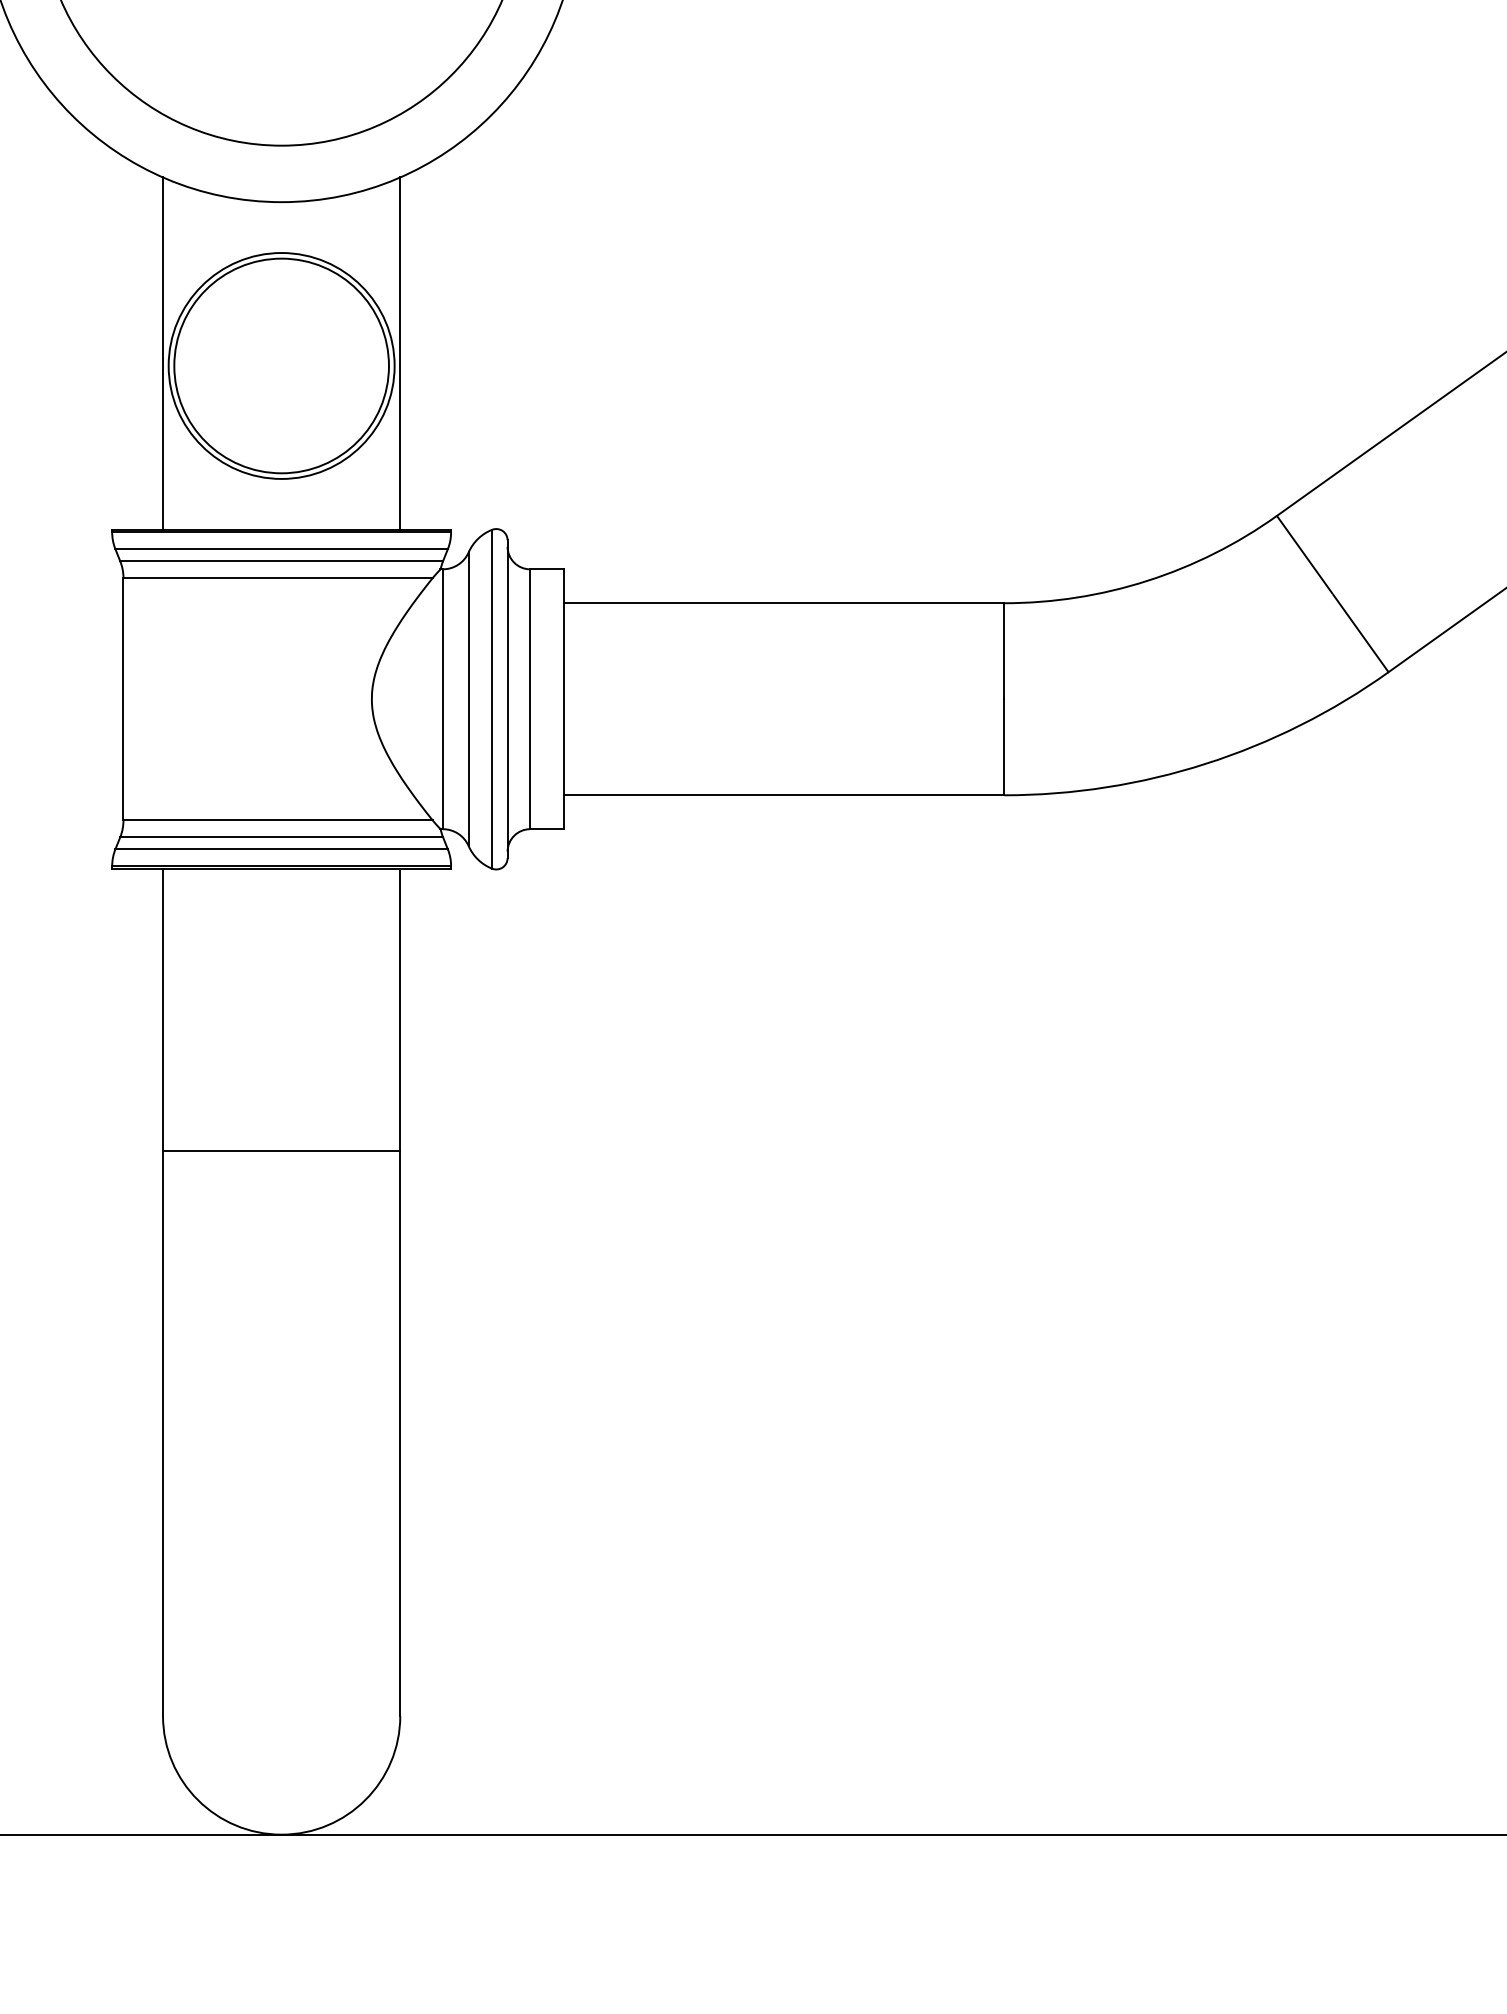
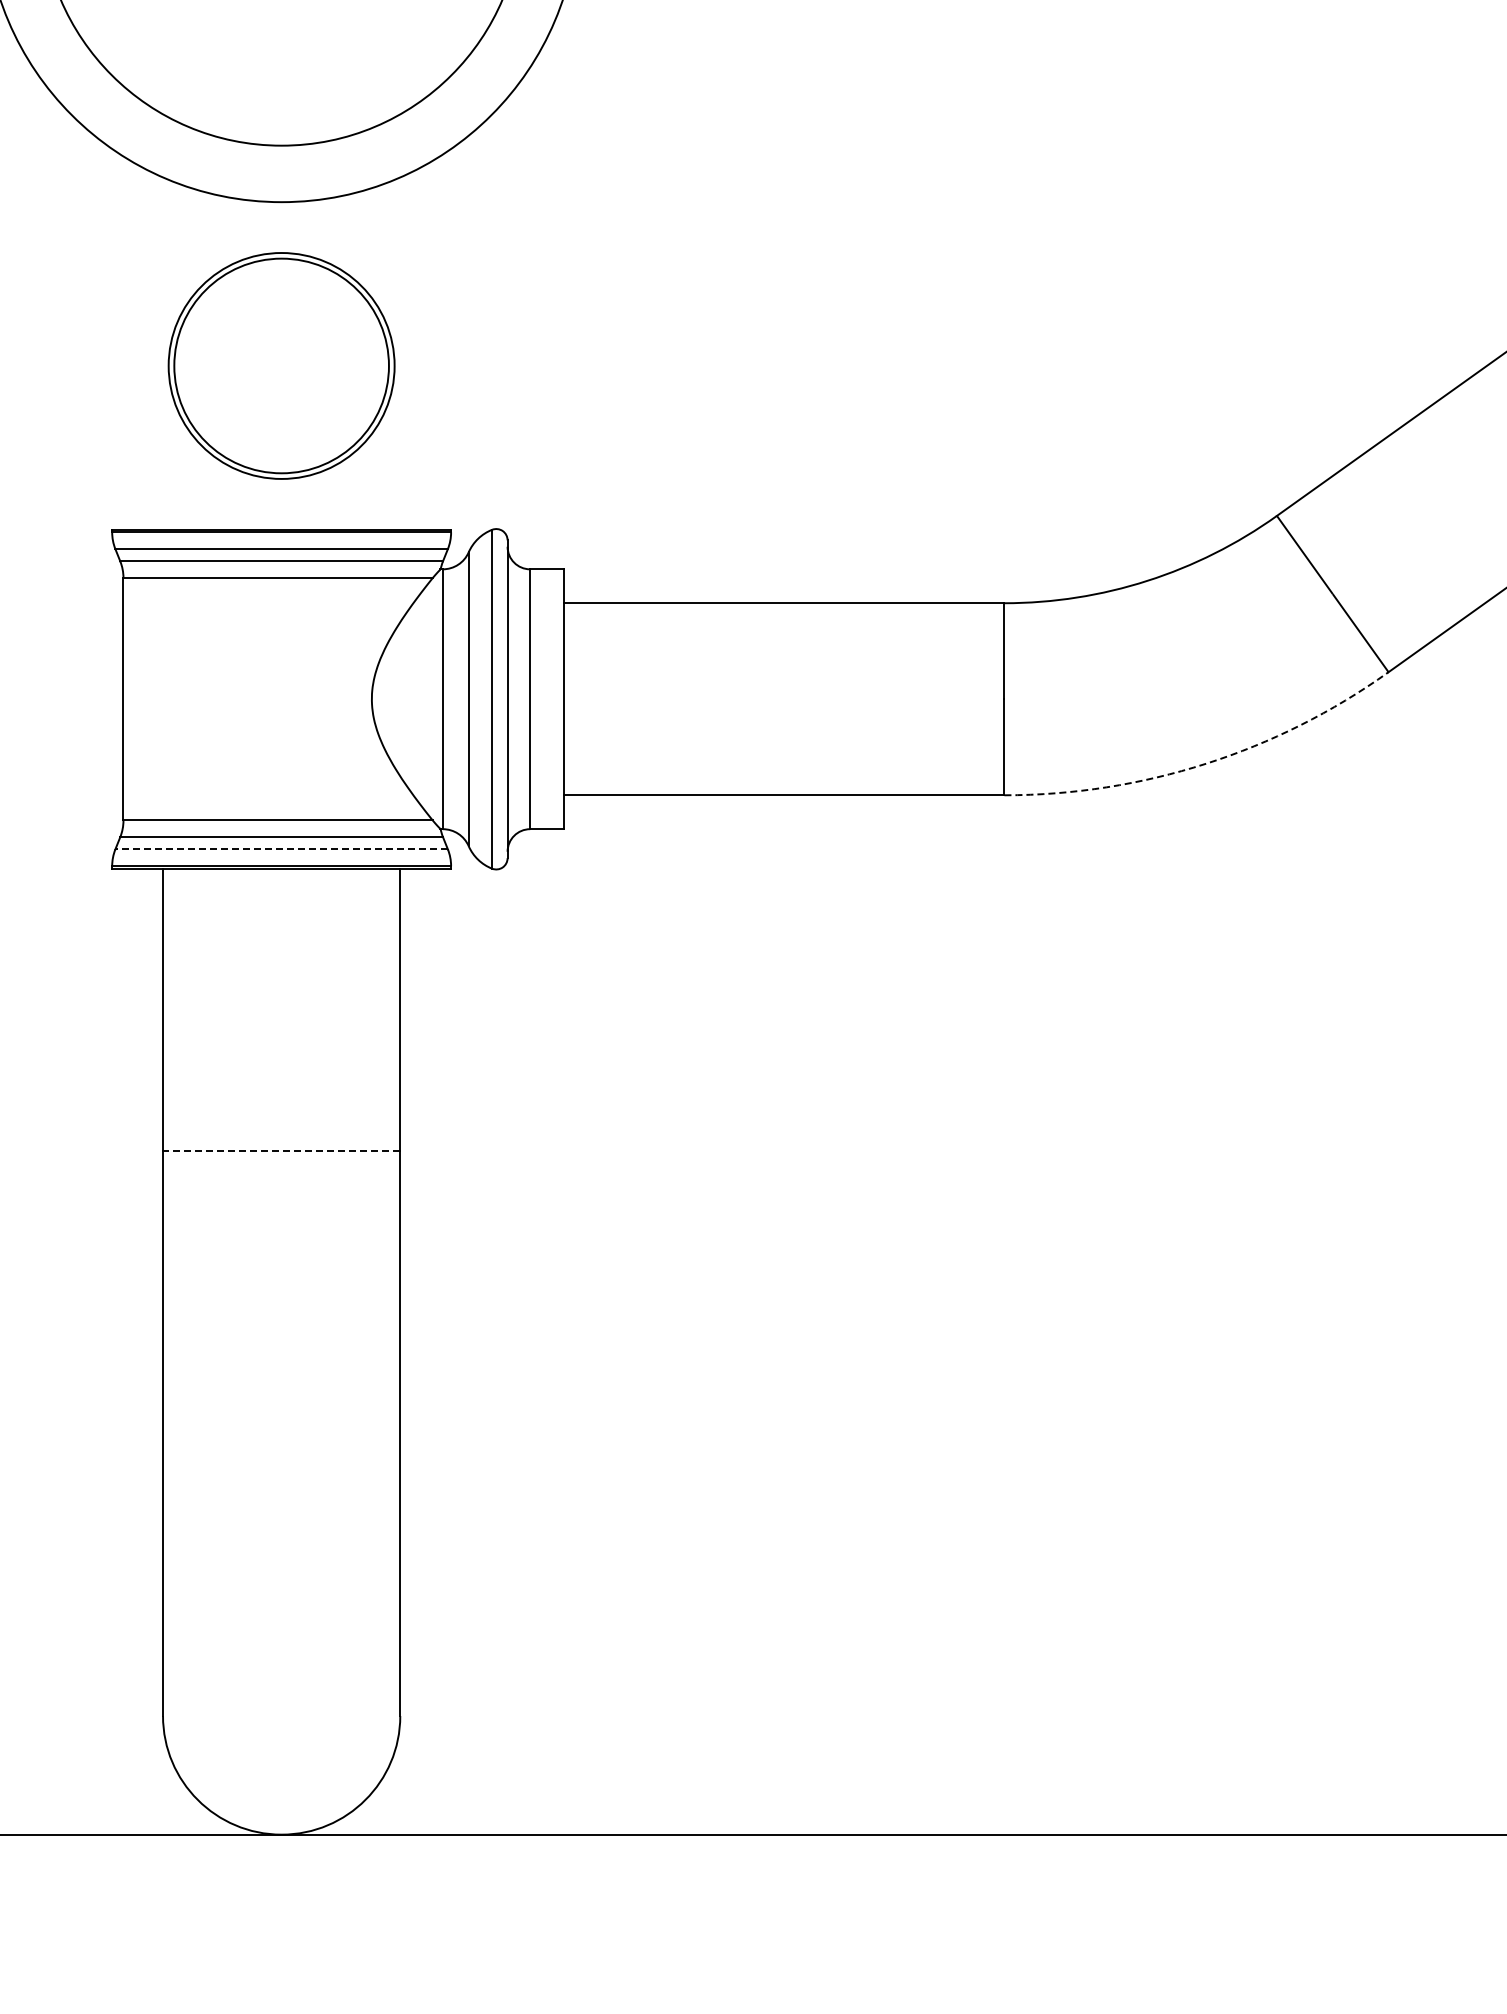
line: present -> none (163, 353)
line: present -> none (400, 353)
arc: solid -> dashed (1206, 763)
line: solid -> dashed (281, 849)
line: solid -> dashed (281, 1151)
